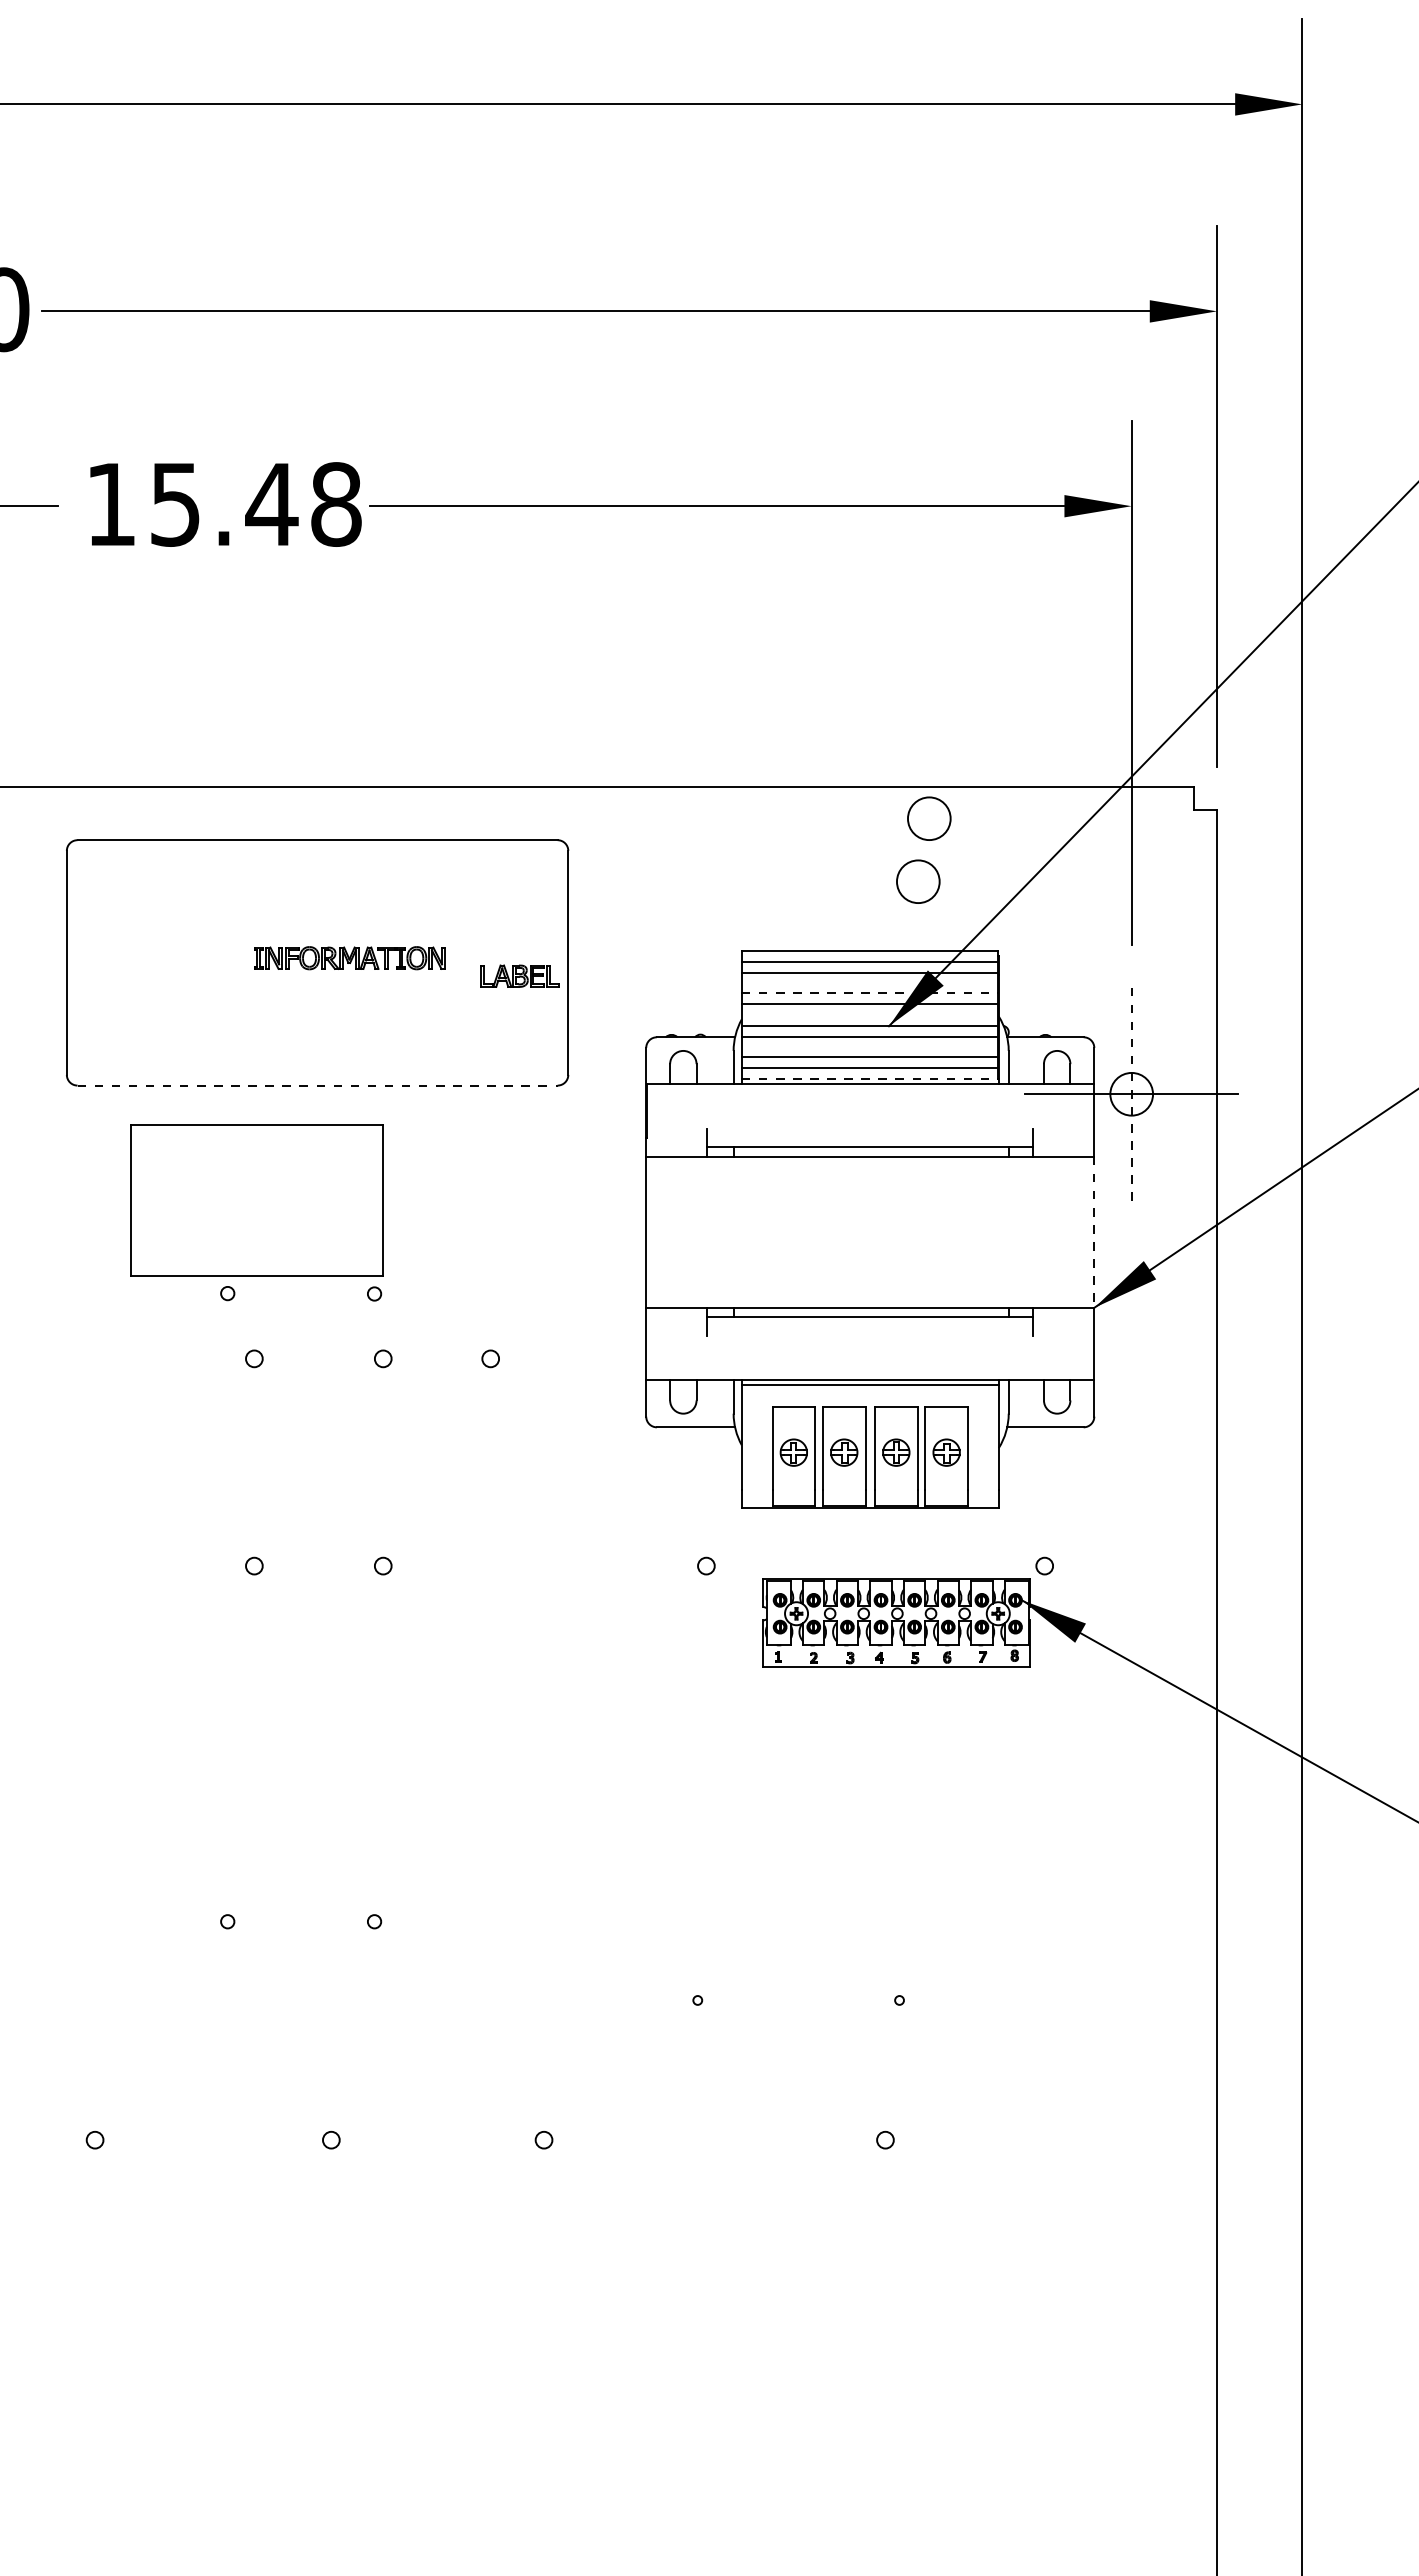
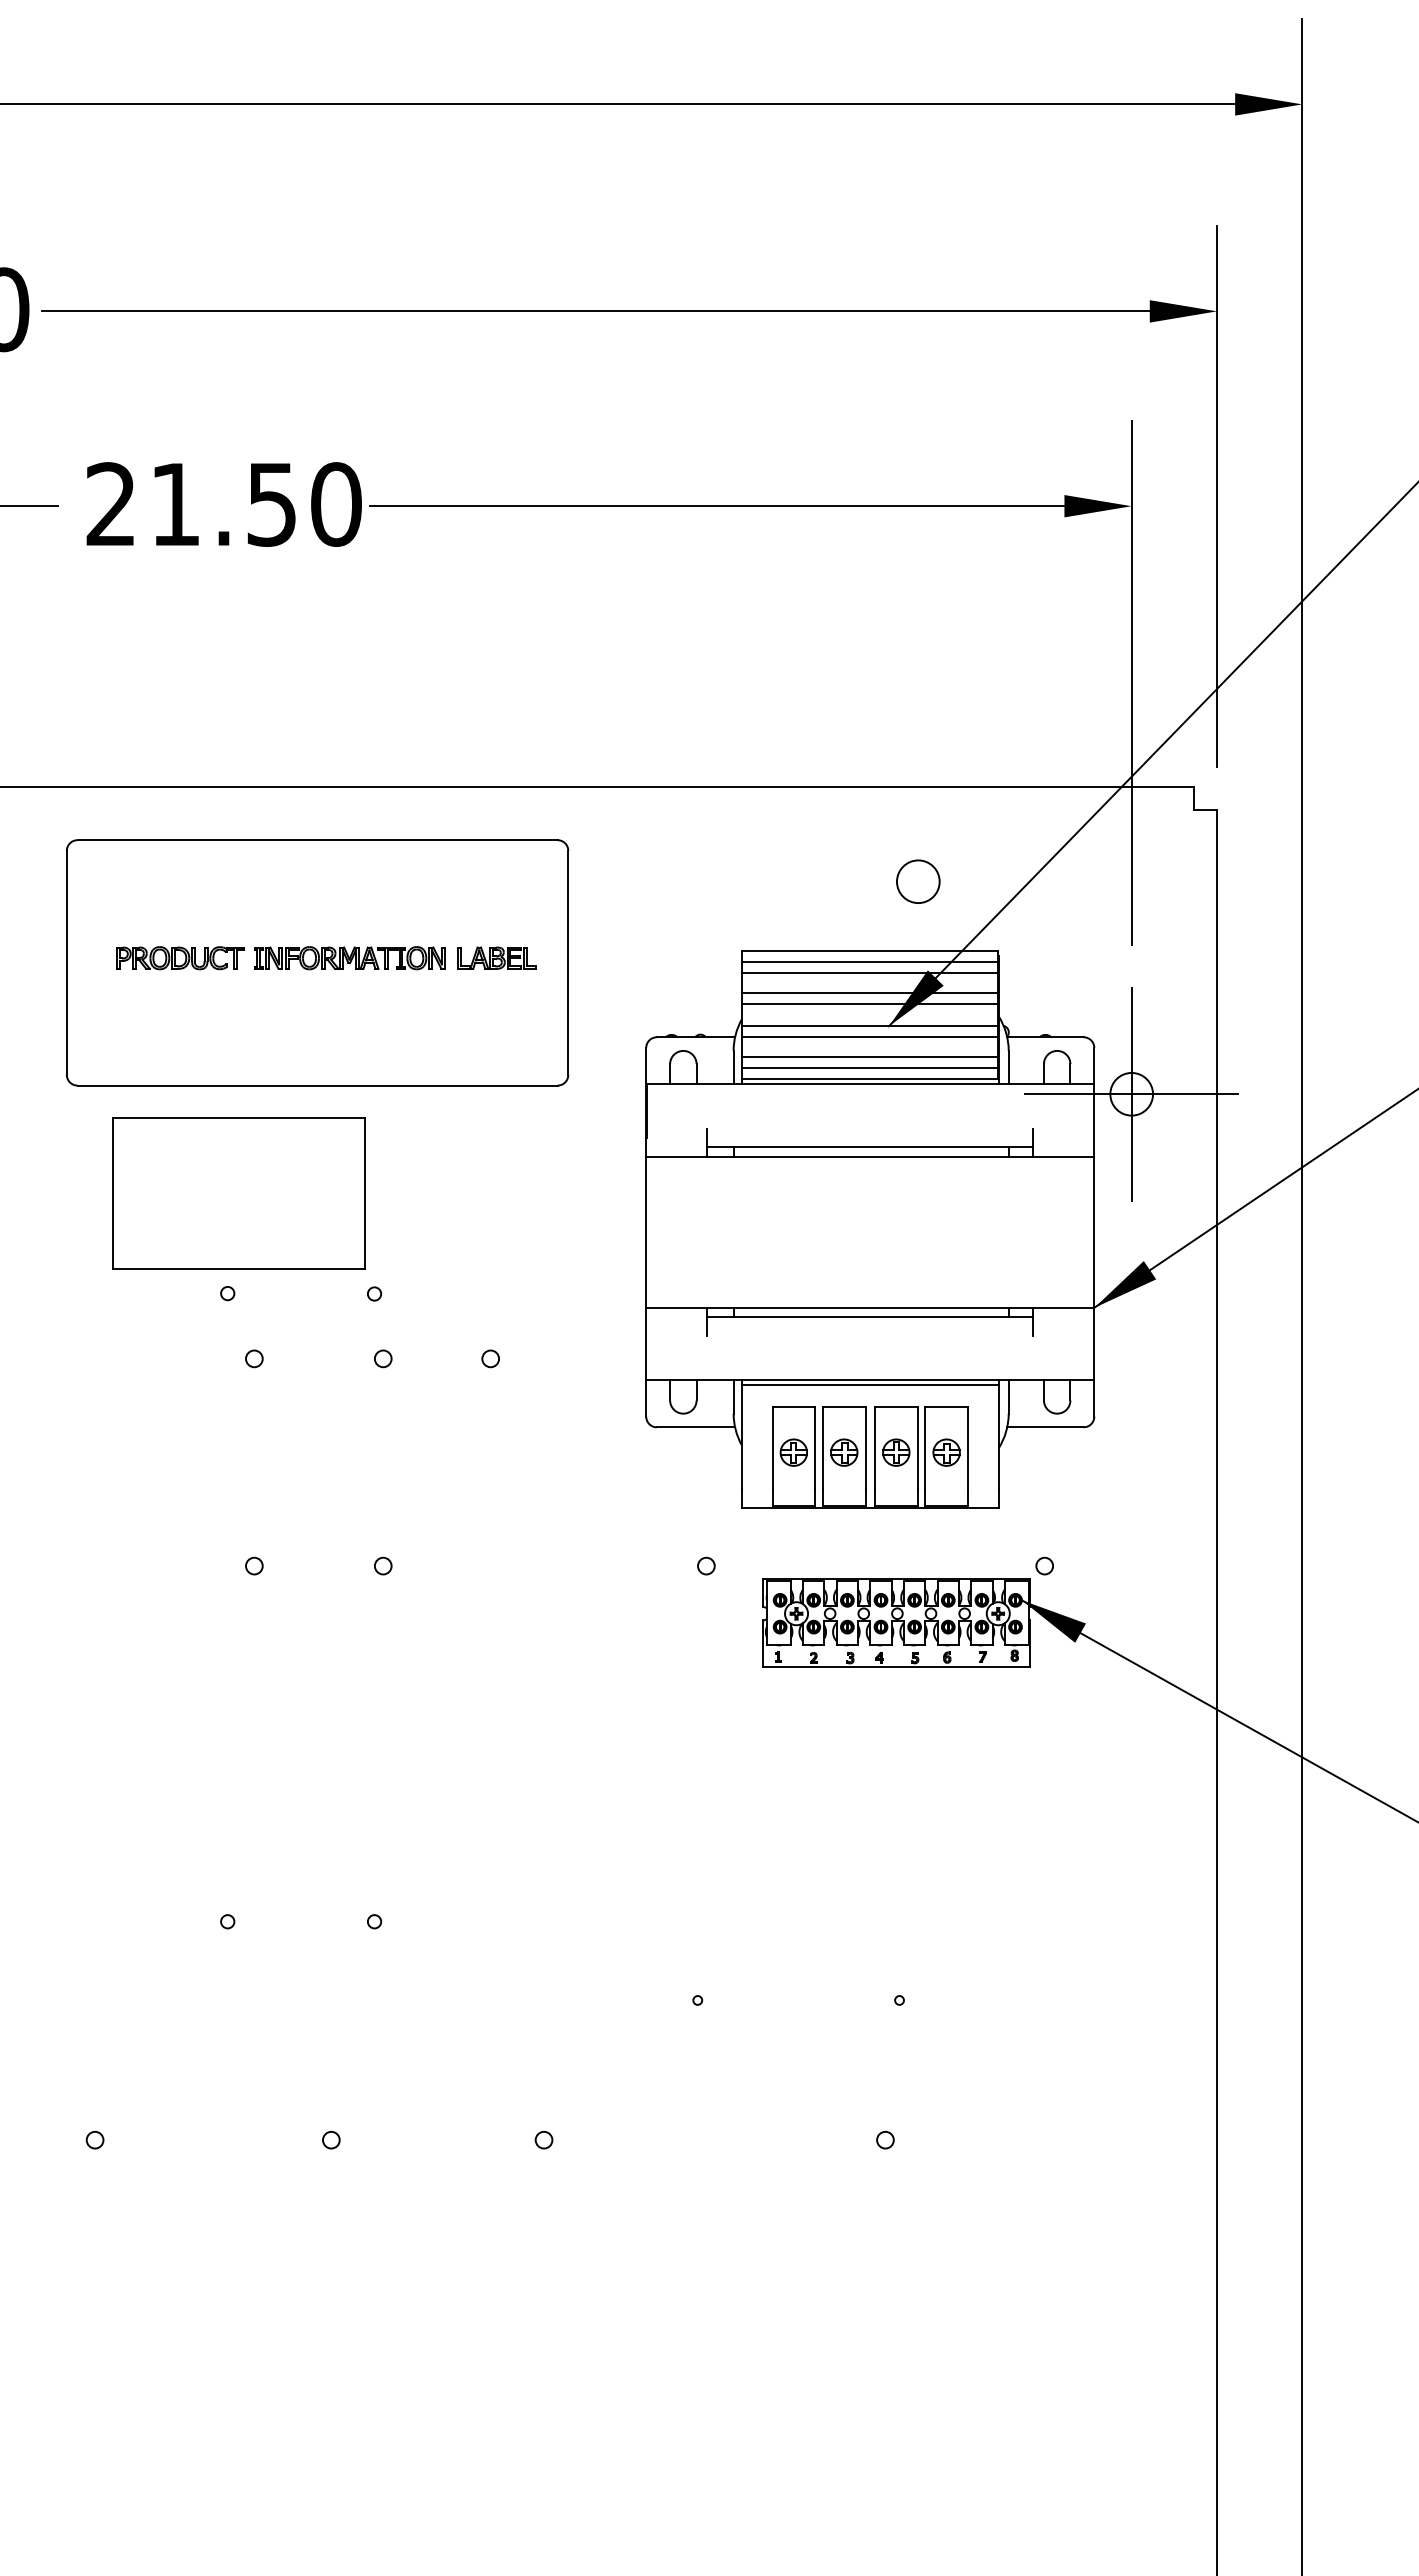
text: 15.48 -> 21.50 (223, 504)
circle: present -> none (929, 818)
part: none -> present (180, 958)
part position: (519, 975) -> (496, 957) (496, 957)
line: dashed -> solid (870, 992)
line: dashed -> solid (870, 1079)
line: dashed -> solid (318, 1085)
line: dashed -> solid (1131, 1094)
part position: (256, 1200) -> (238, 1193) (238, 1193)
line: dashed -> solid (1094, 1232)
